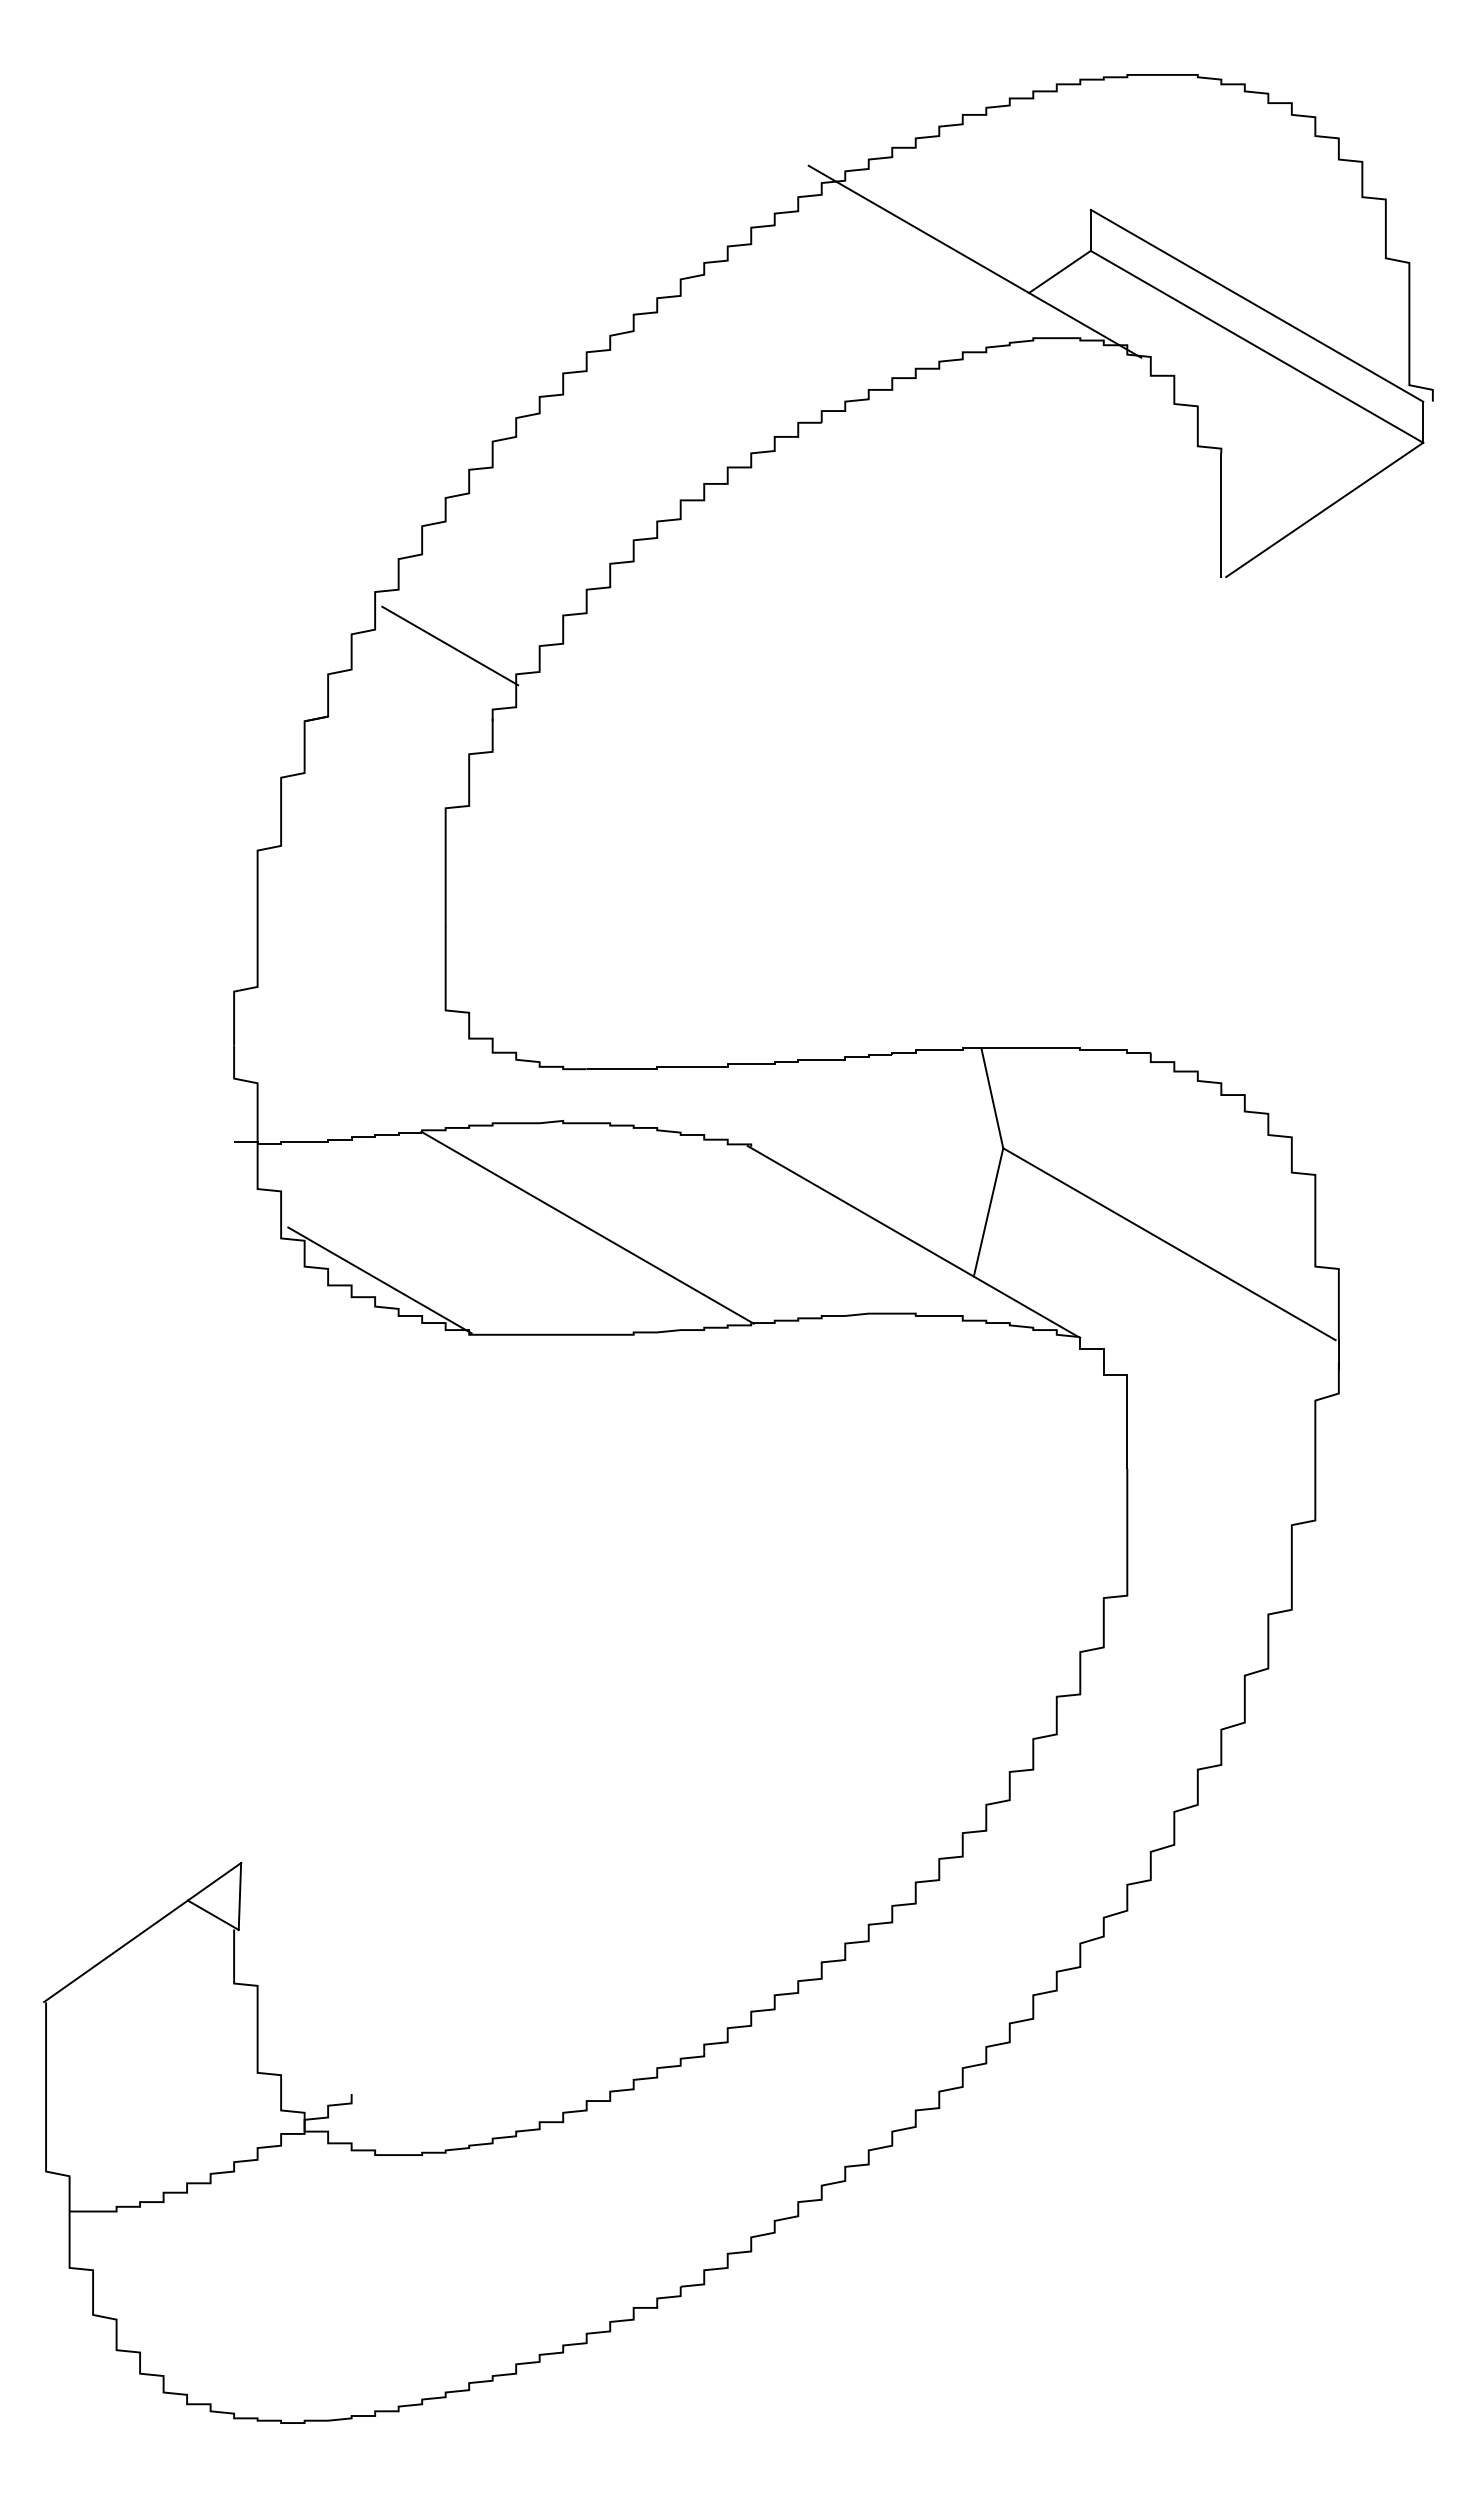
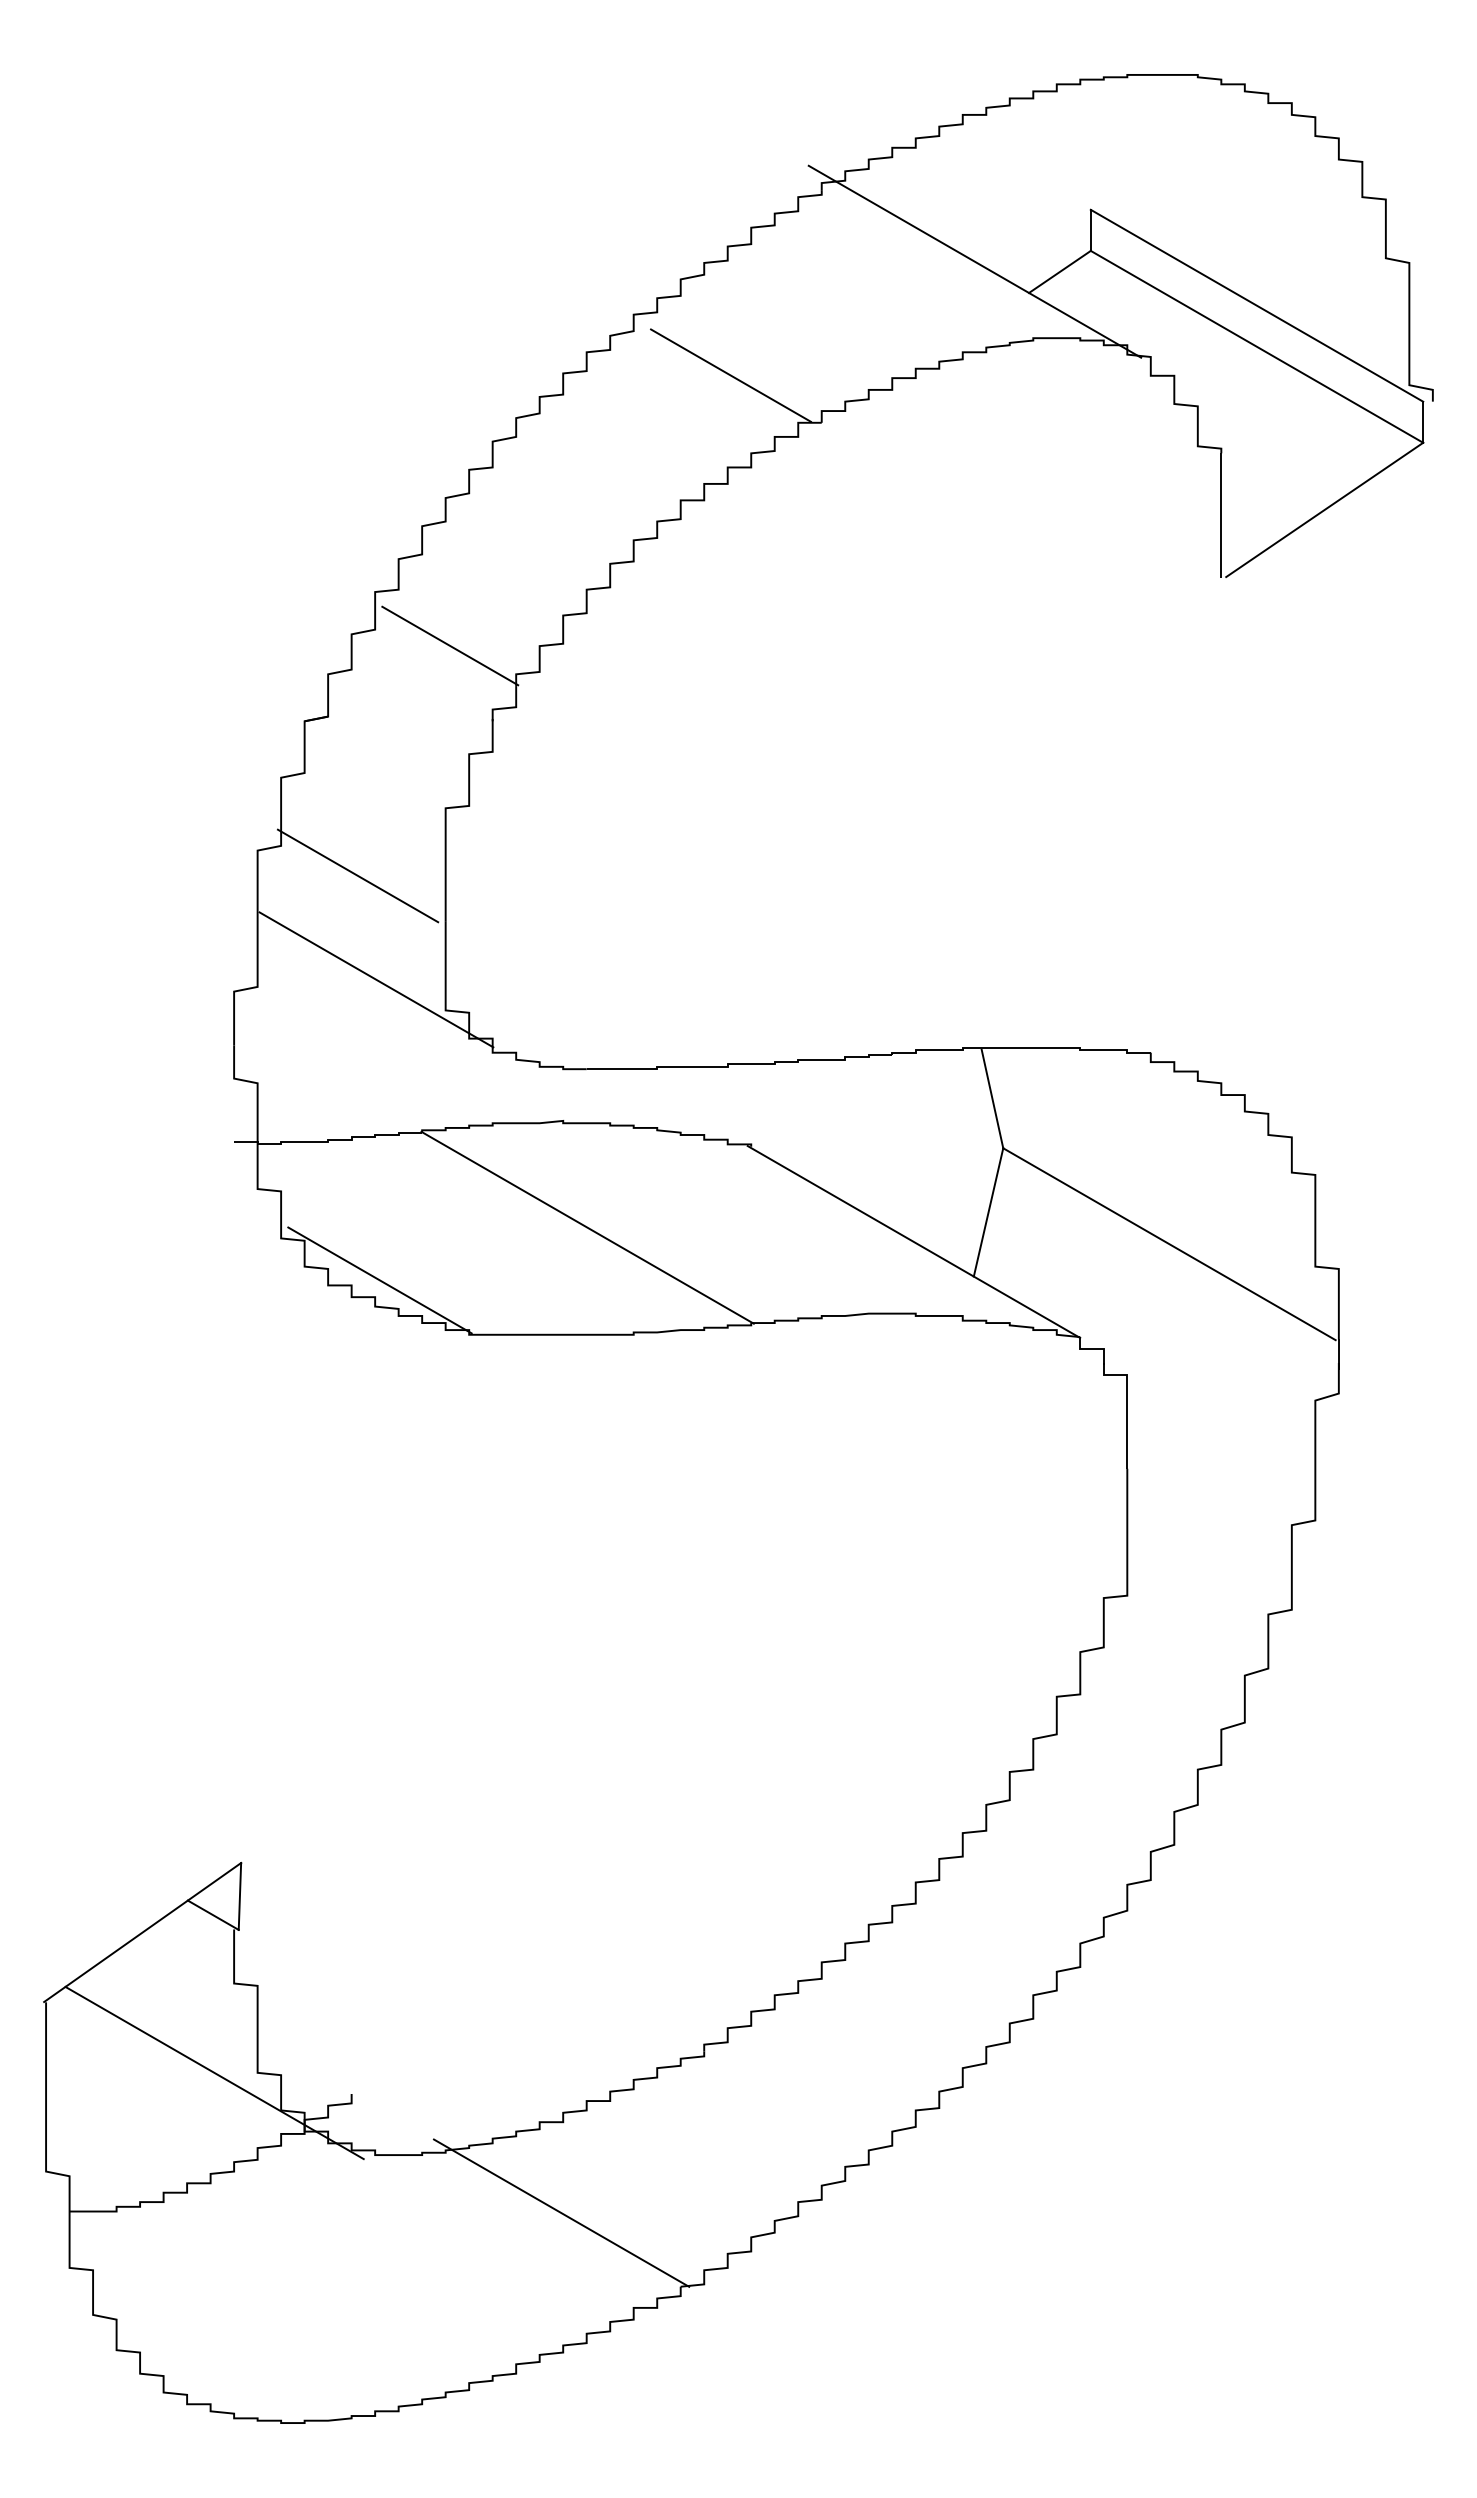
line: none -> present (730, 375)
line: none -> present (357, 875)
line: none -> present (376, 979)
line: none -> present (214, 2072)
line: none -> present (561, 2212)
